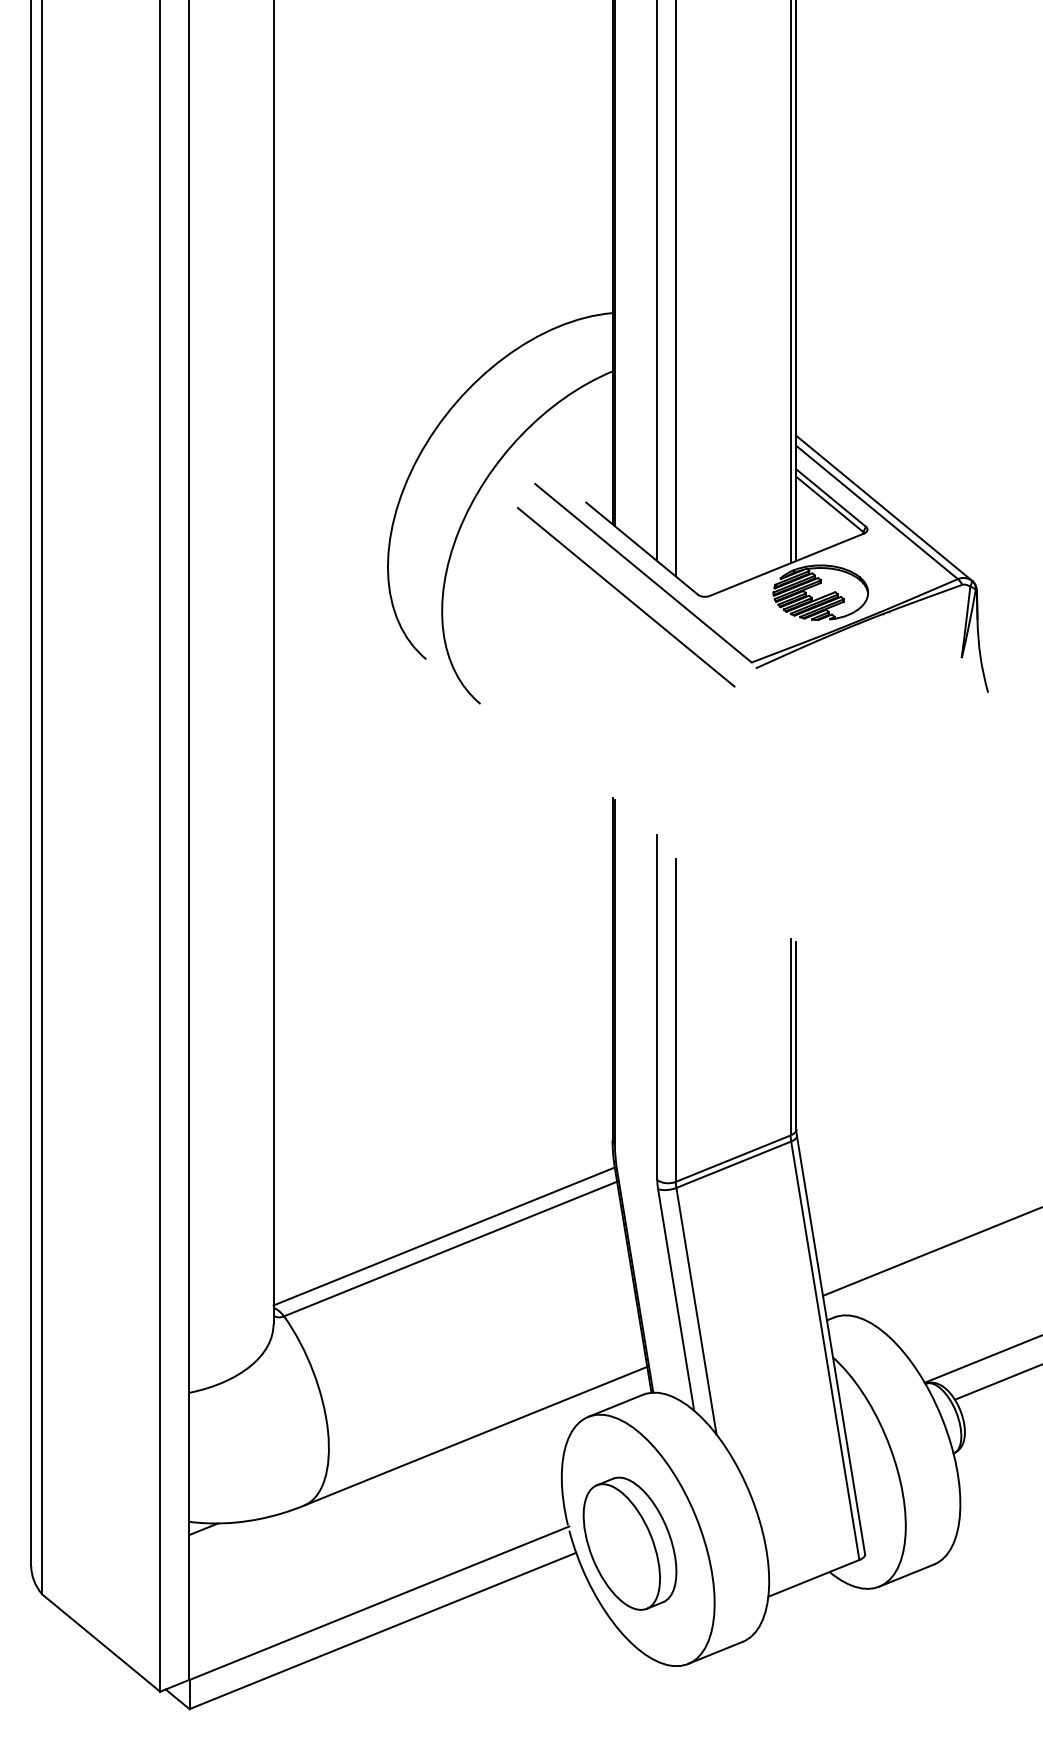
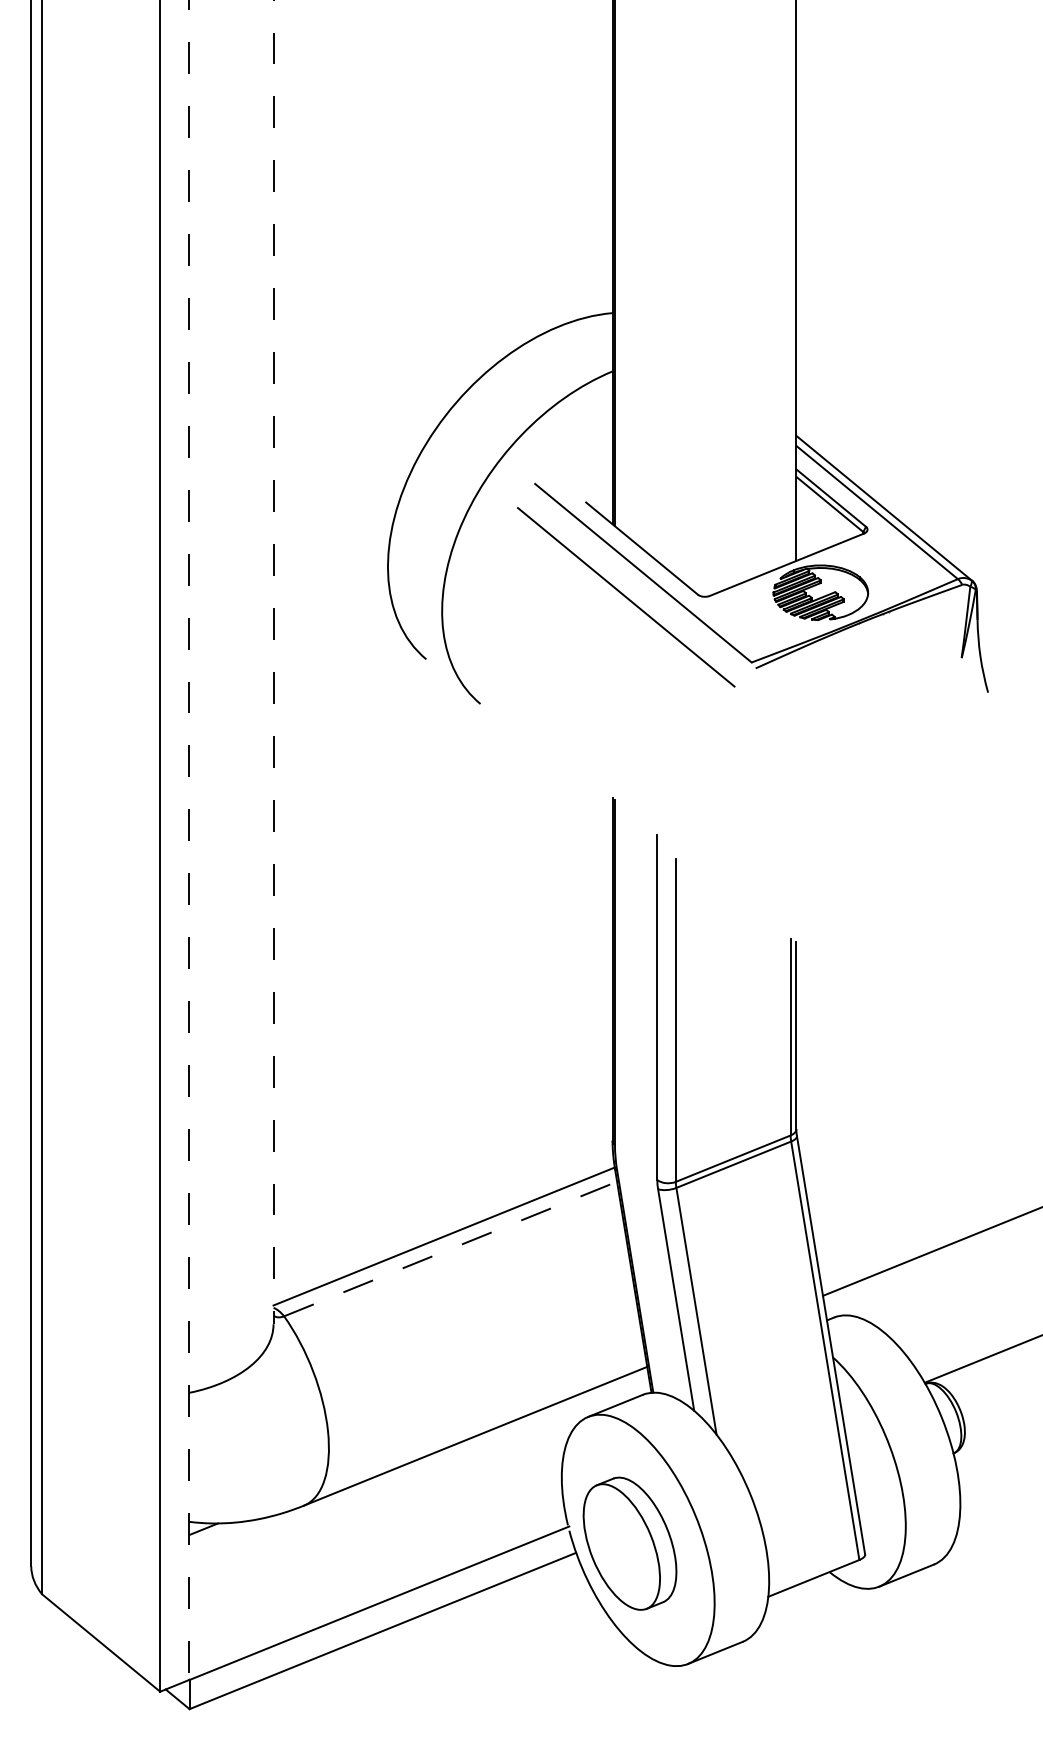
line: present -> none (657, 281)
line: present -> none (790, 282)
line: present -> none (675, 289)
line: solid -> dashed (273, 662)
line: solid -> dashed (189, 840)
line: solid -> dashed (450, 1249)
line: present -> none (996, 1382)
